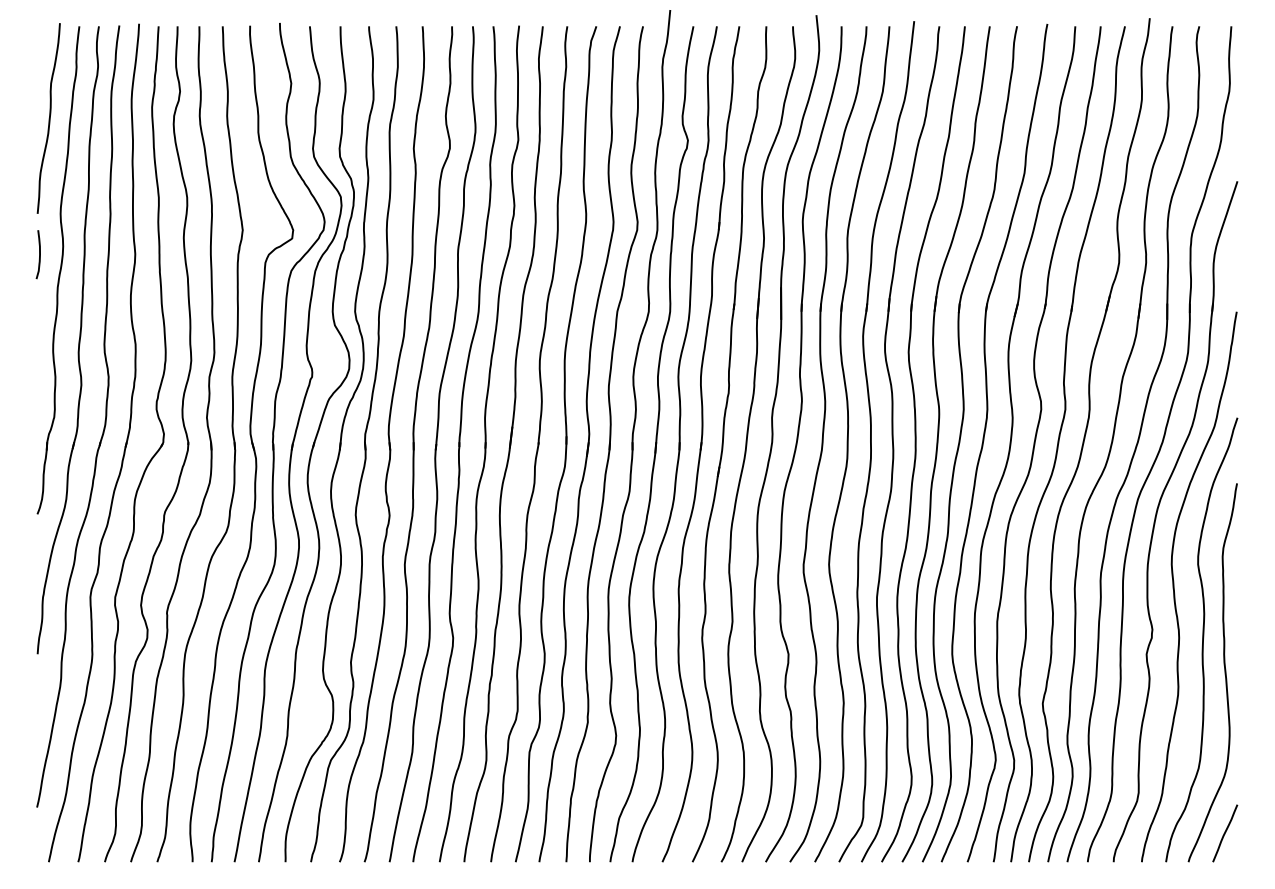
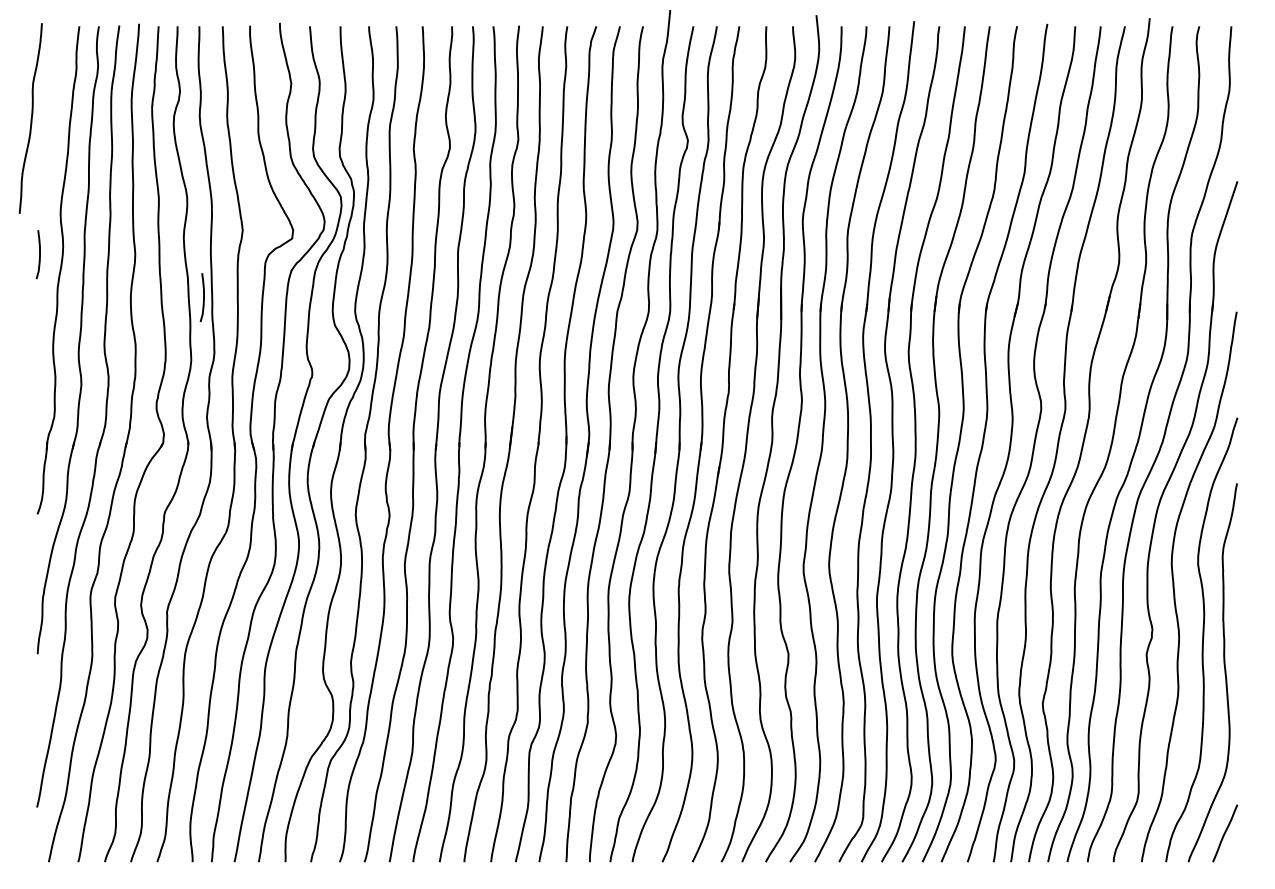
curve position: (48, 118) -> (30, 118) (30, 118)
curve: none -> present (203, 297)
